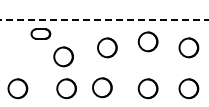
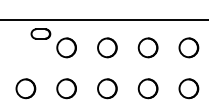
line: dashed -> solid (104, 20)
part position: (147, 41) -> (147, 47) (147, 47)
part position: (63, 56) -> (66, 47) (66, 47)
part position: (102, 87) -> (107, 88) (107, 88)
part position: (17, 88) -> (25, 88) (25, 88)
